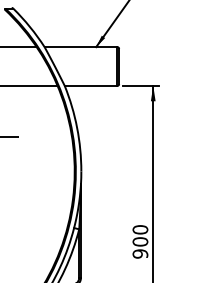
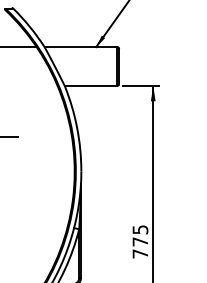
line: present -> none (29, 85)
text: 900 -> 775 (140, 241)
